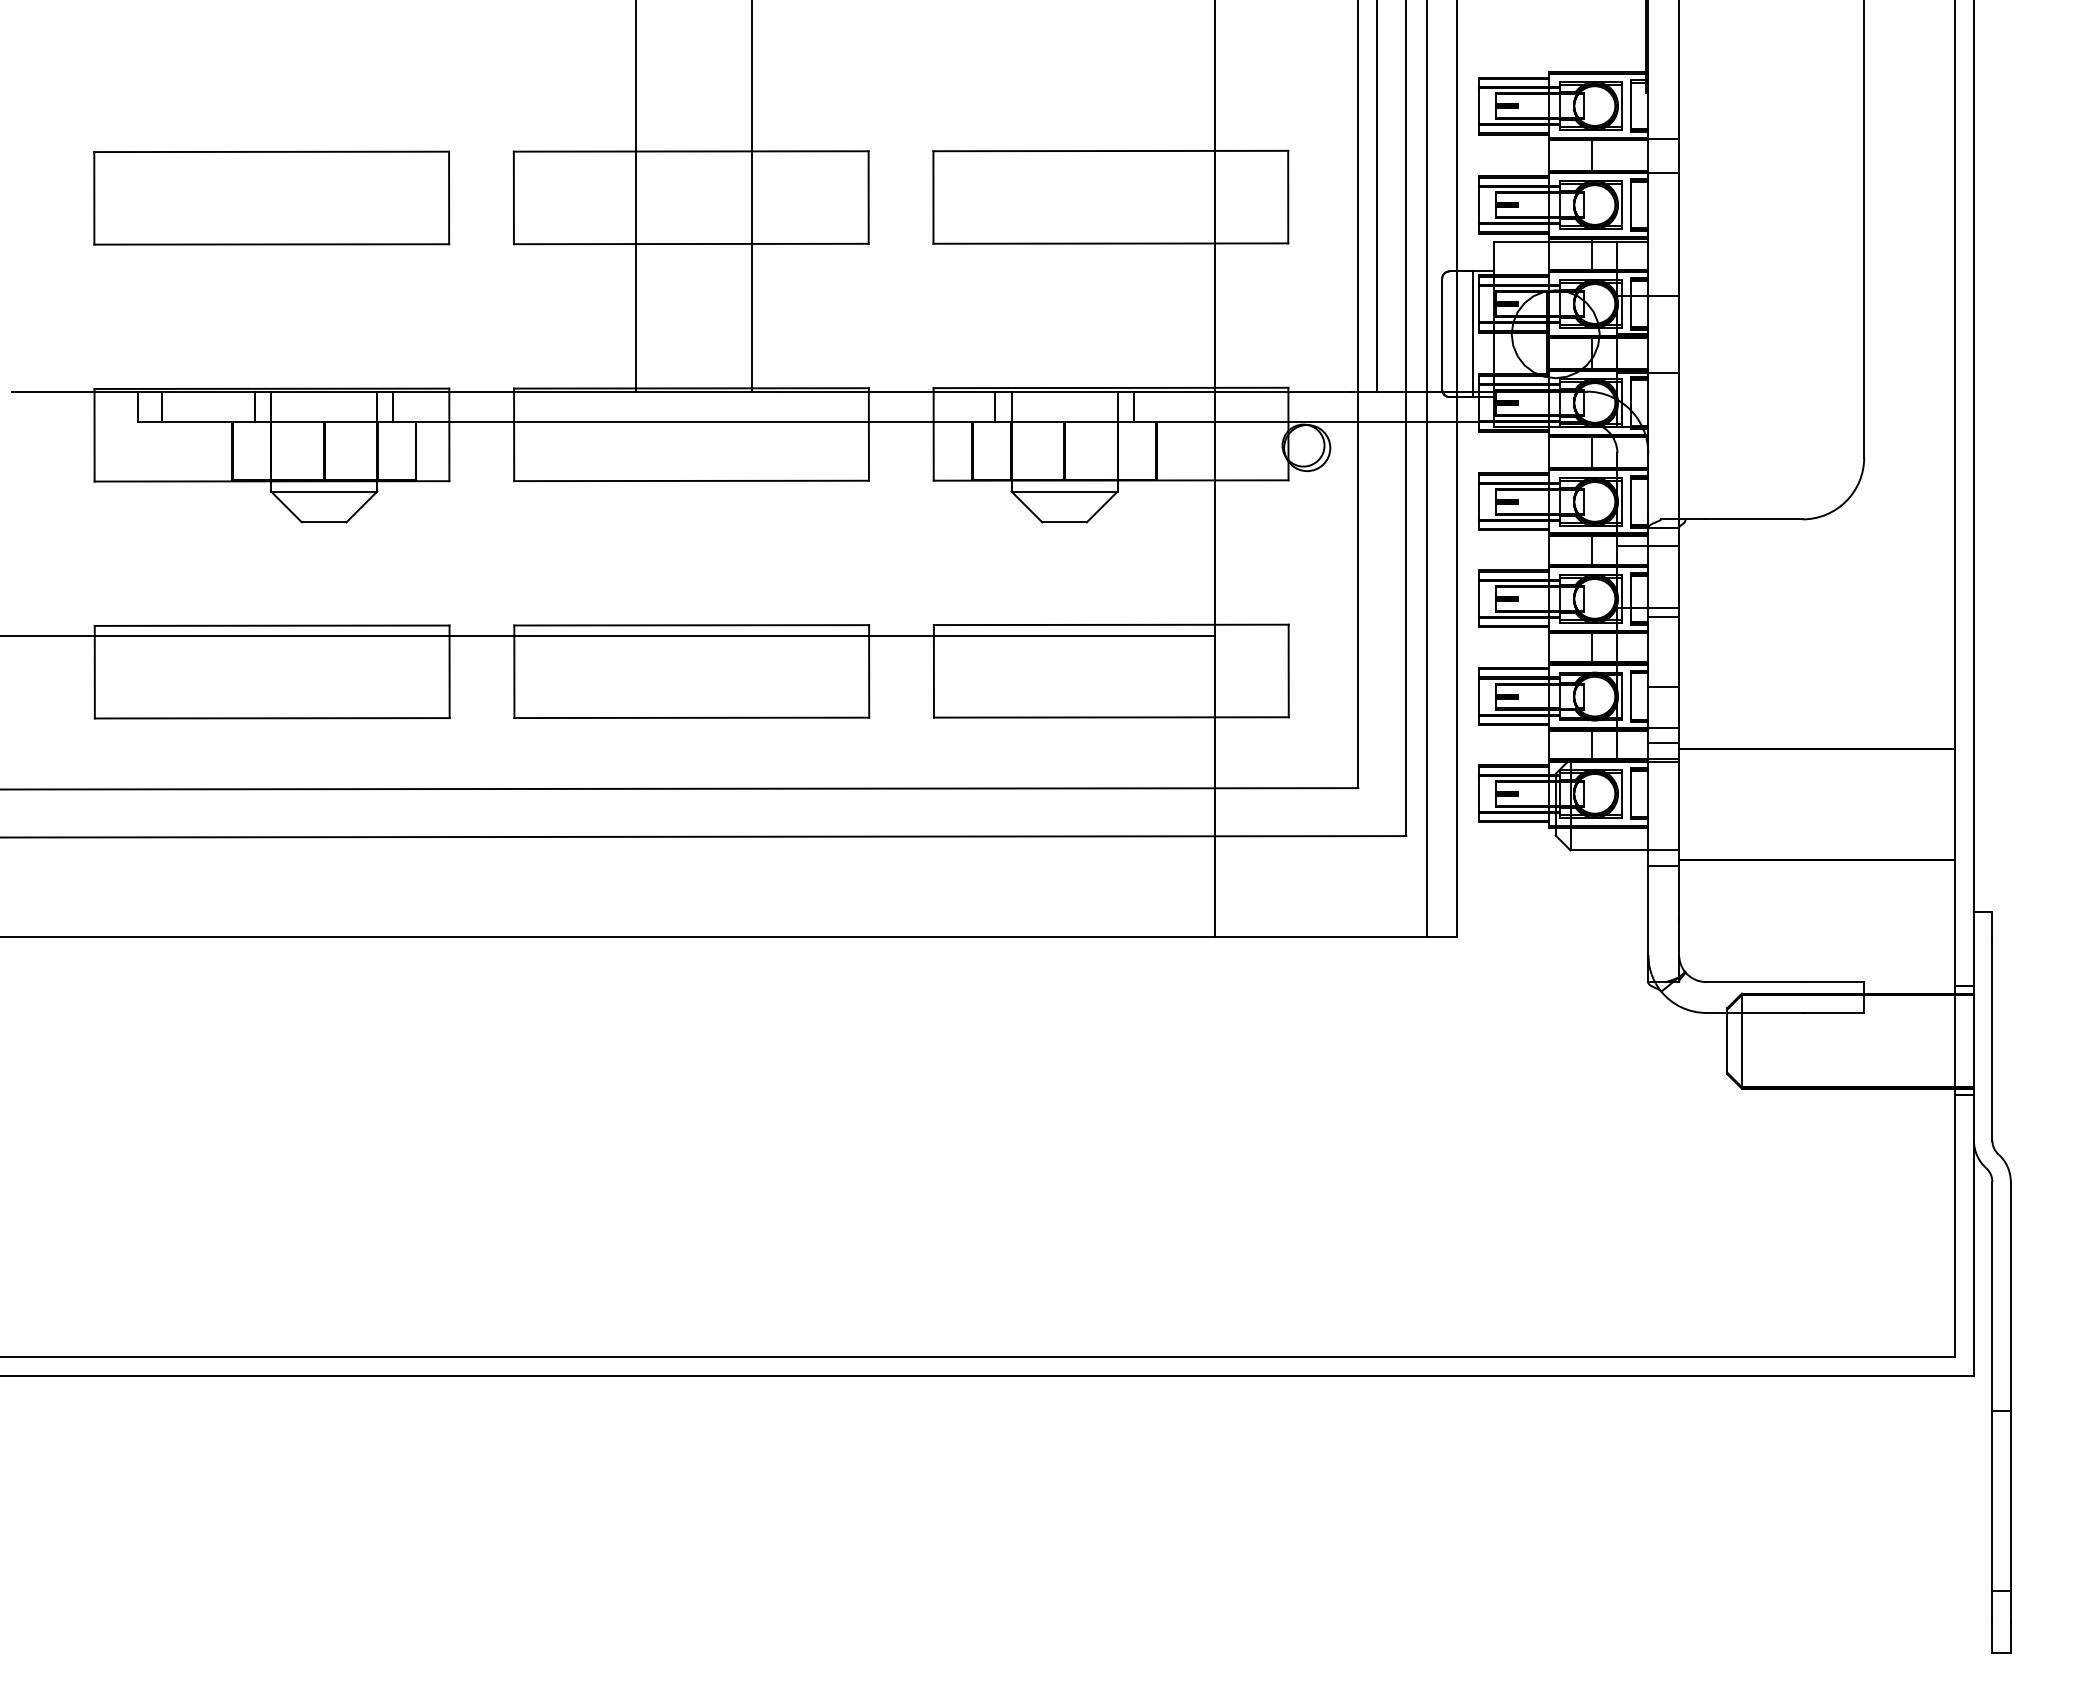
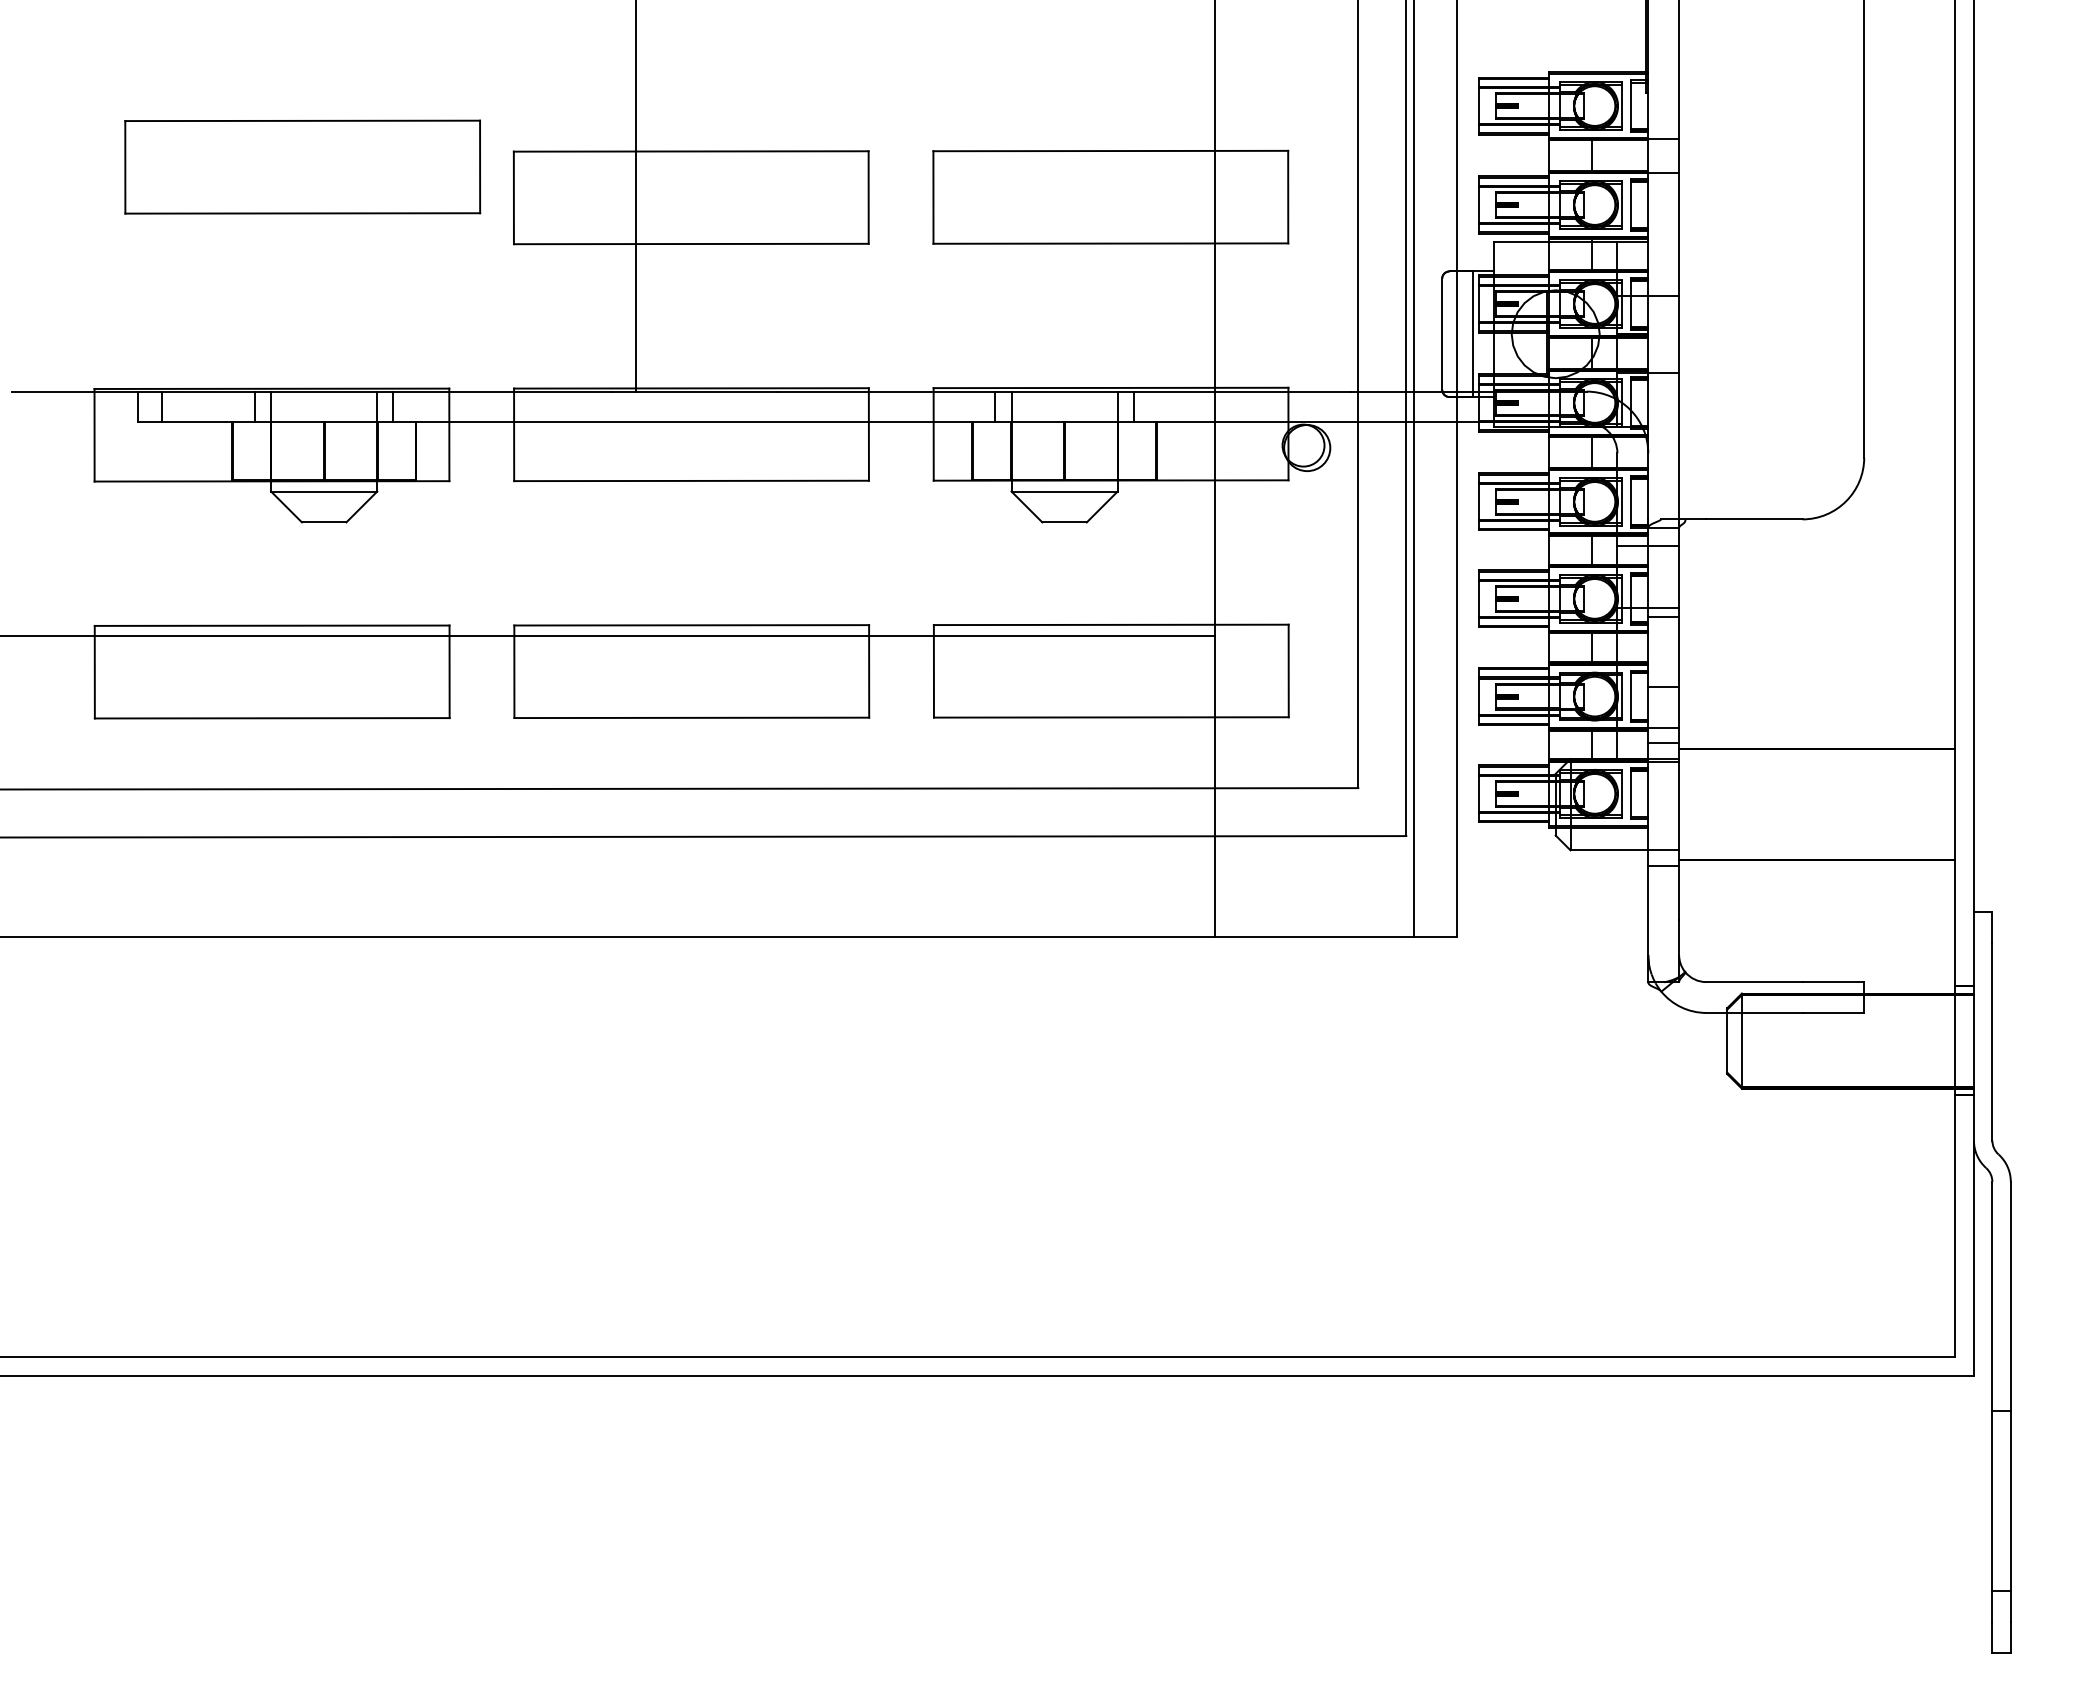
line: present -> none (752, 196)
line: present -> none (1376, 196)
part position: (271, 197) -> (302, 166) (302, 166)
line position: (1426, 469) -> (1413, 469) (1413, 469)
